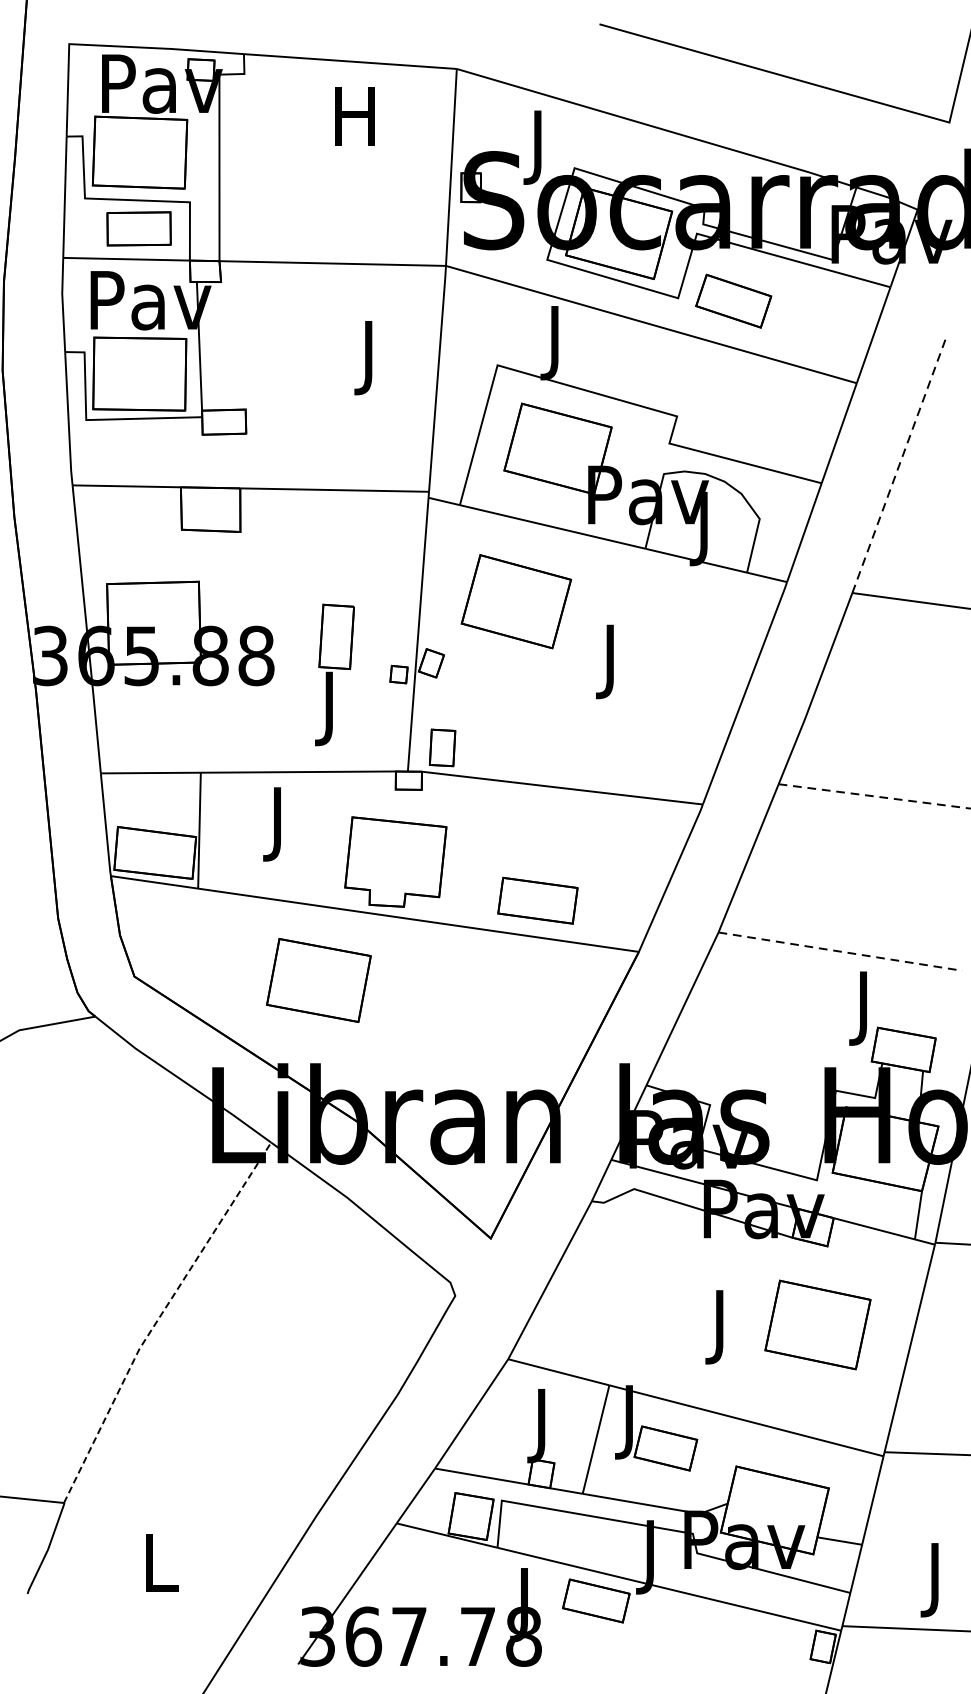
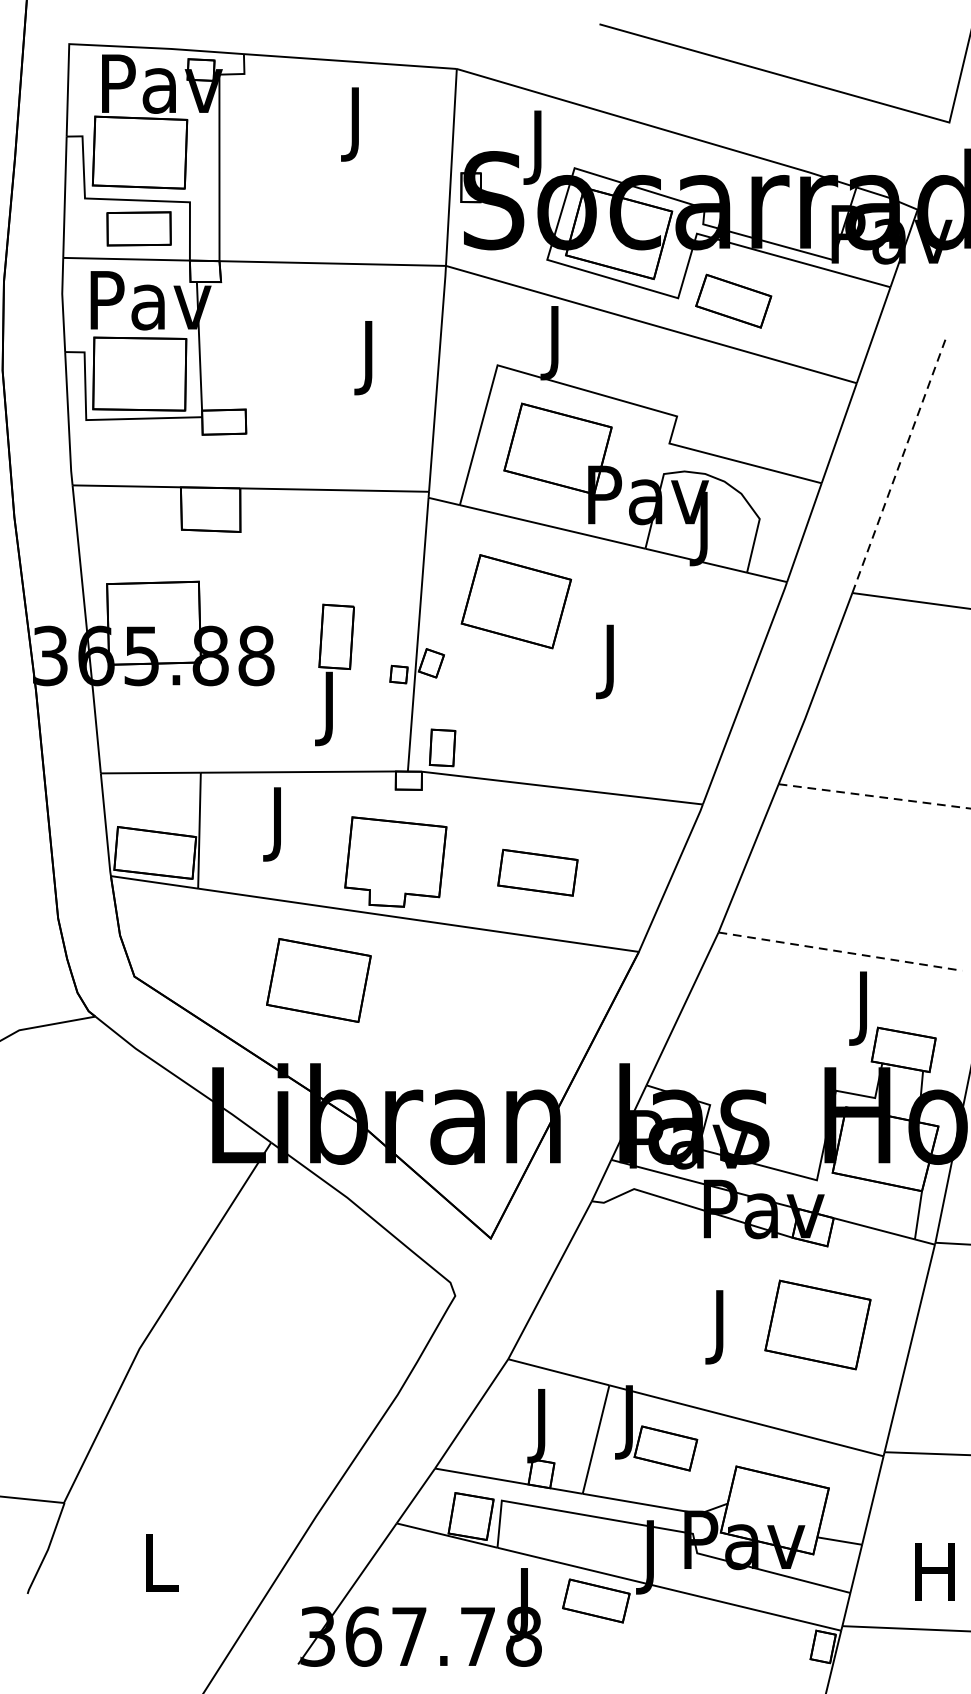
text: H -> J (354, 124)
part position: (537, 900) -> (537, 872) (537, 872)
line: dashed -> solid (158, 1318)
text: J -> H (934, 1580)
